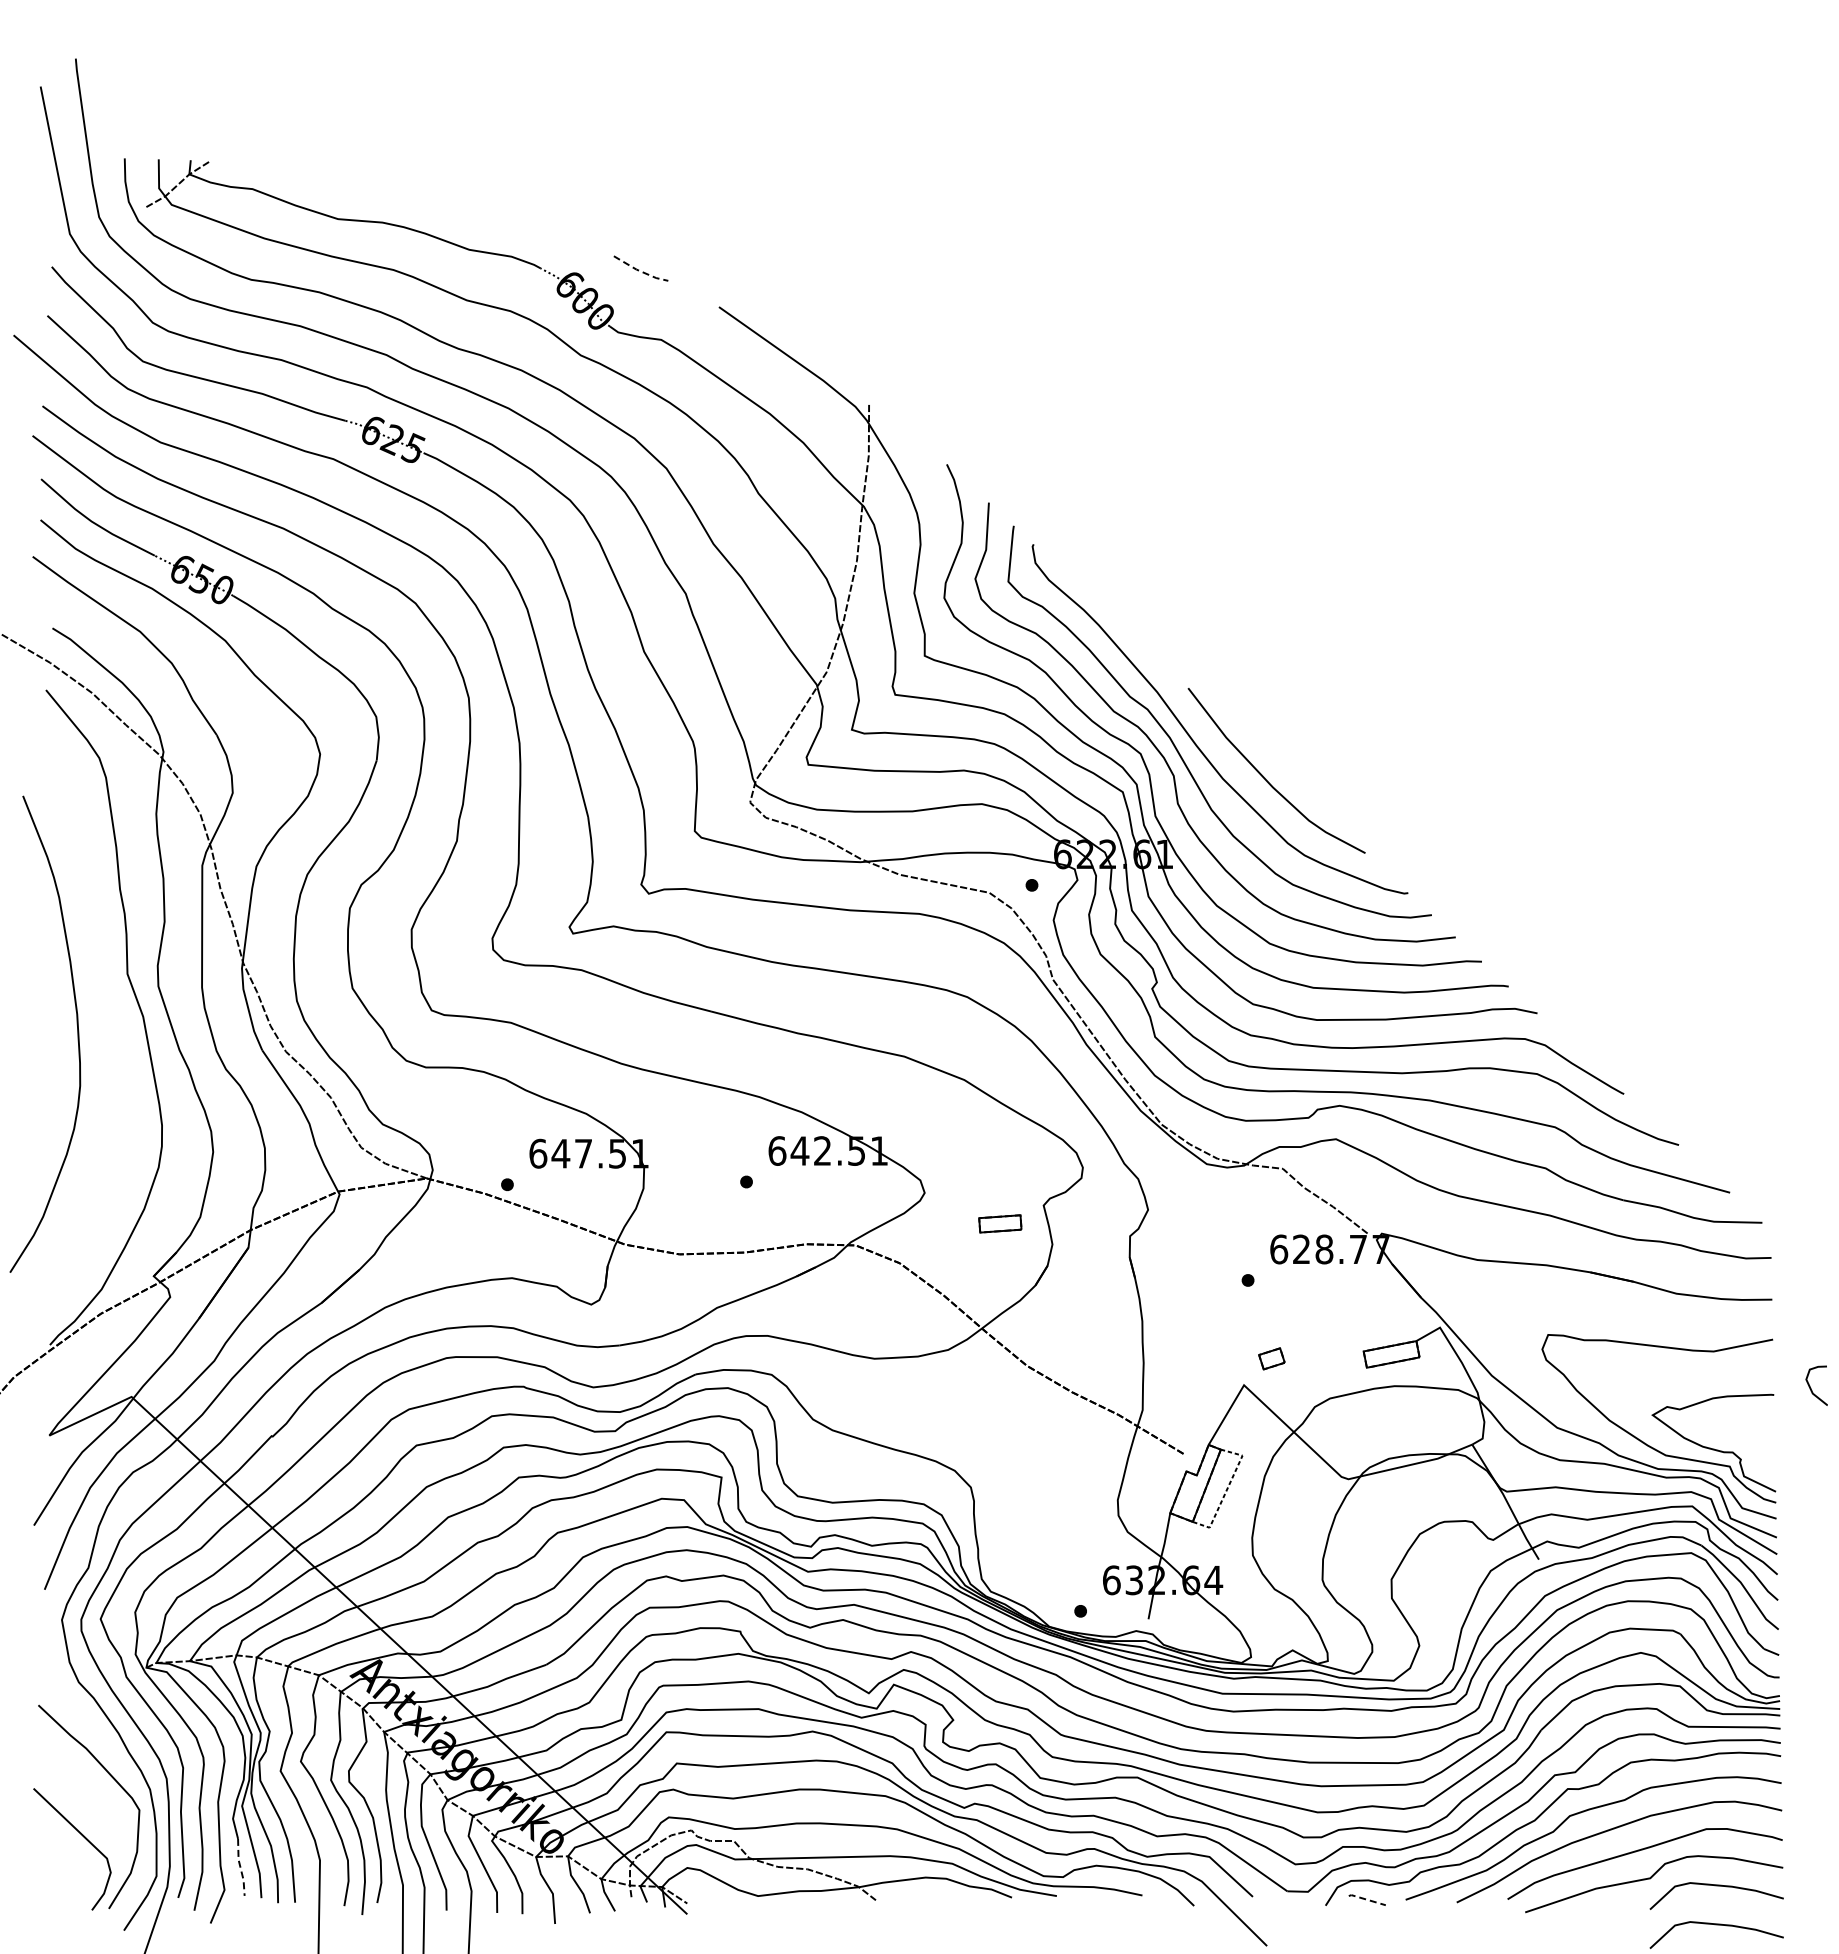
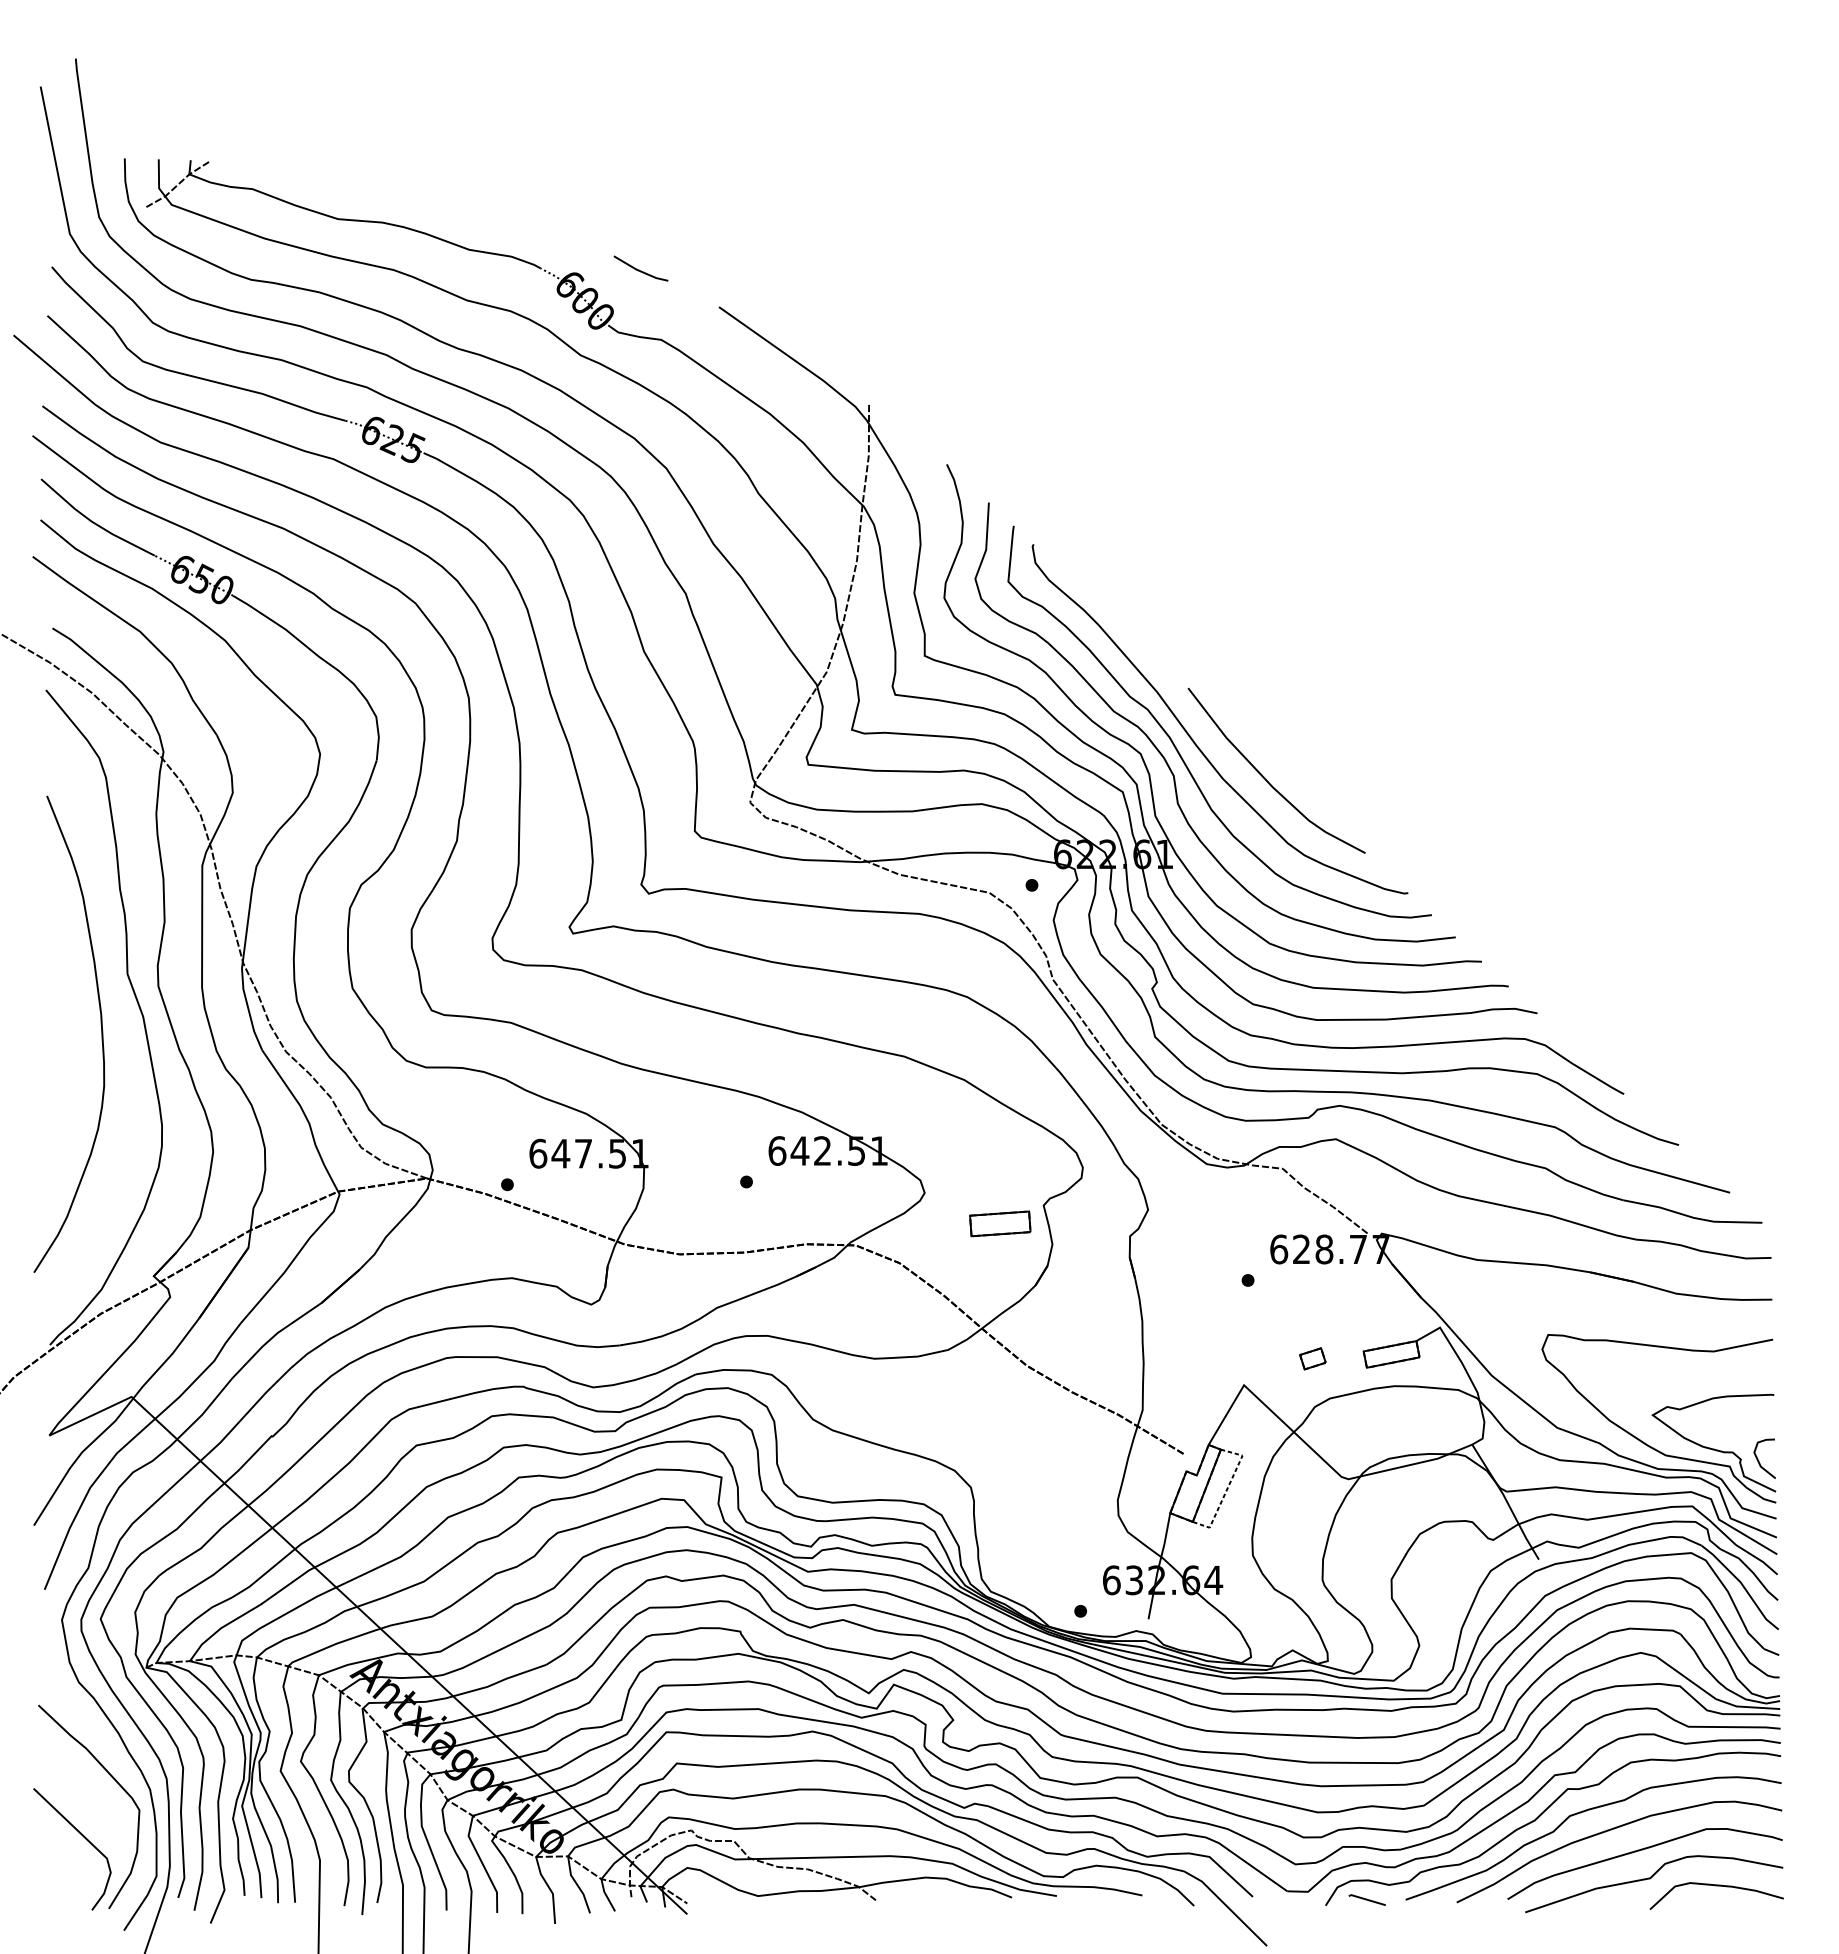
line: dashed -> solid (640, 271)
curve position: (77, 1033) -> (101, 1033) (101, 1033)
part size: 45x20 px -> 63x28 px (1000, 1223)
part position: (1271, 1358) -> (1312, 1358) (1312, 1358)
curve position: (1811, 1388) -> (1759, 1461) (1759, 1461)
line: dashed -> solid (240, 1868)
line: dashed -> solid (1366, 1899)
curve: present -> none (1716, 1925)
